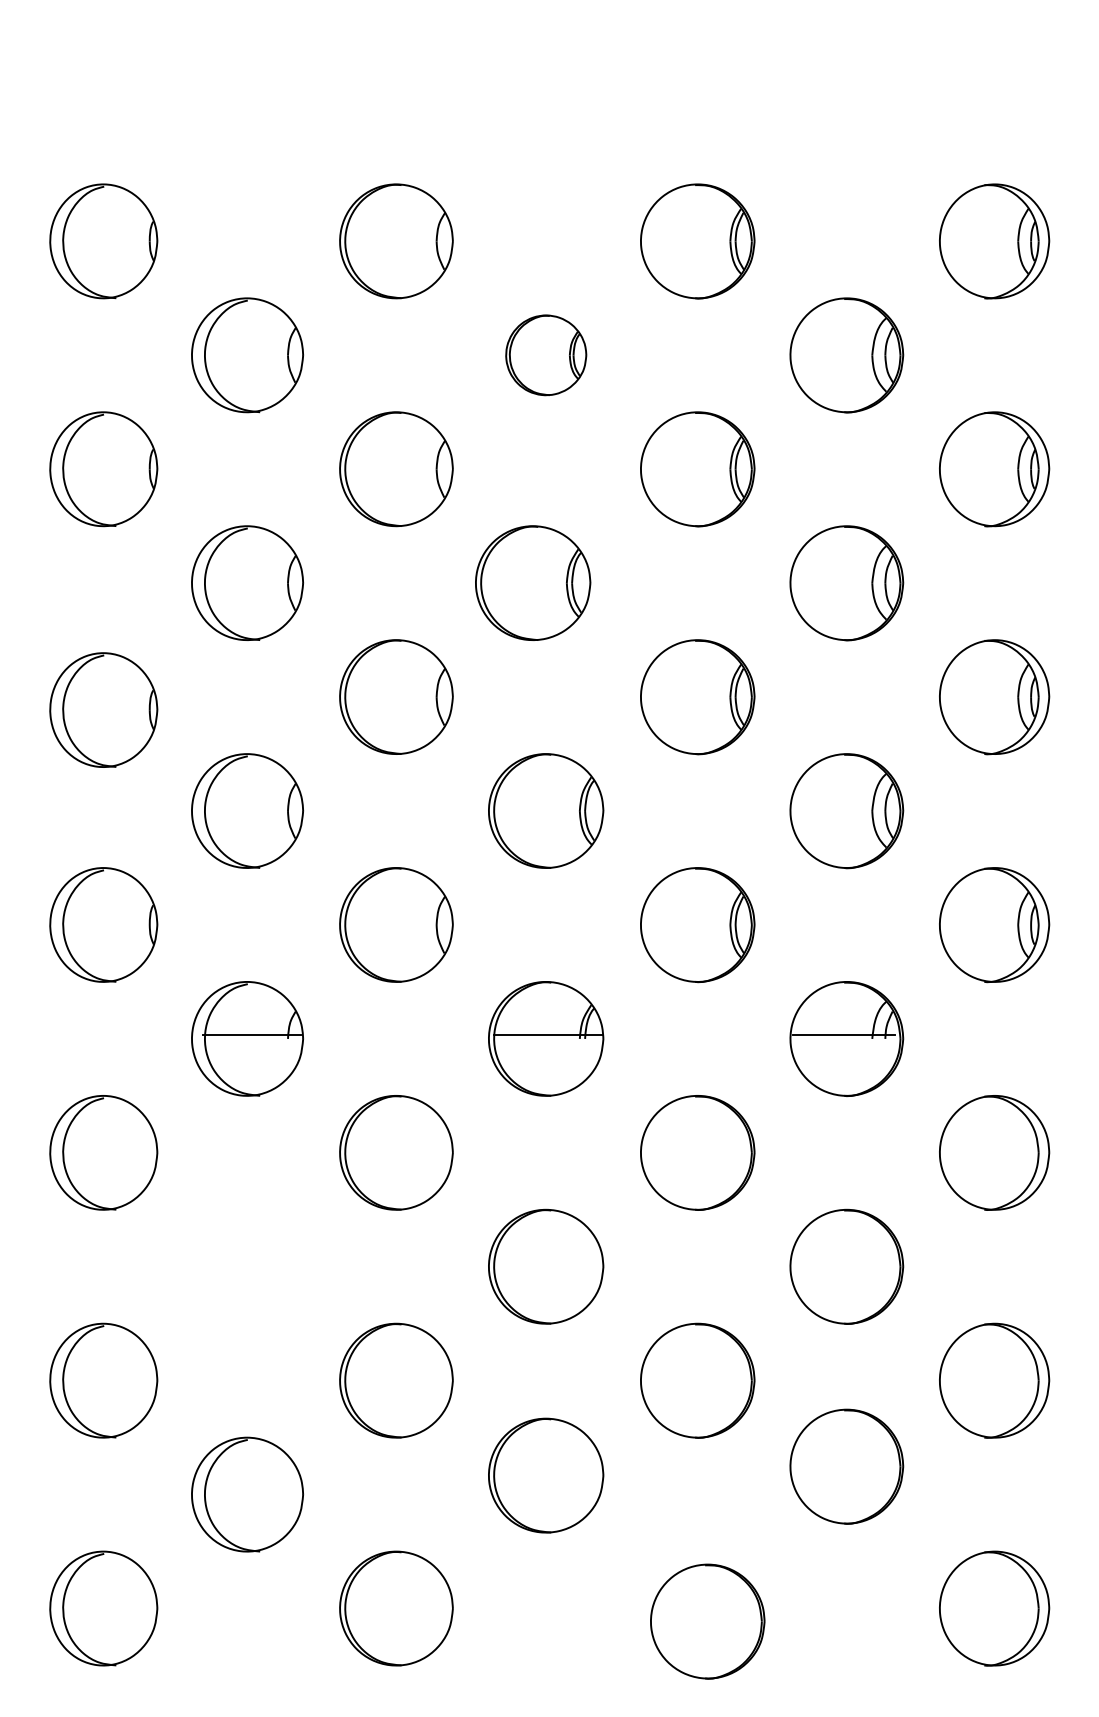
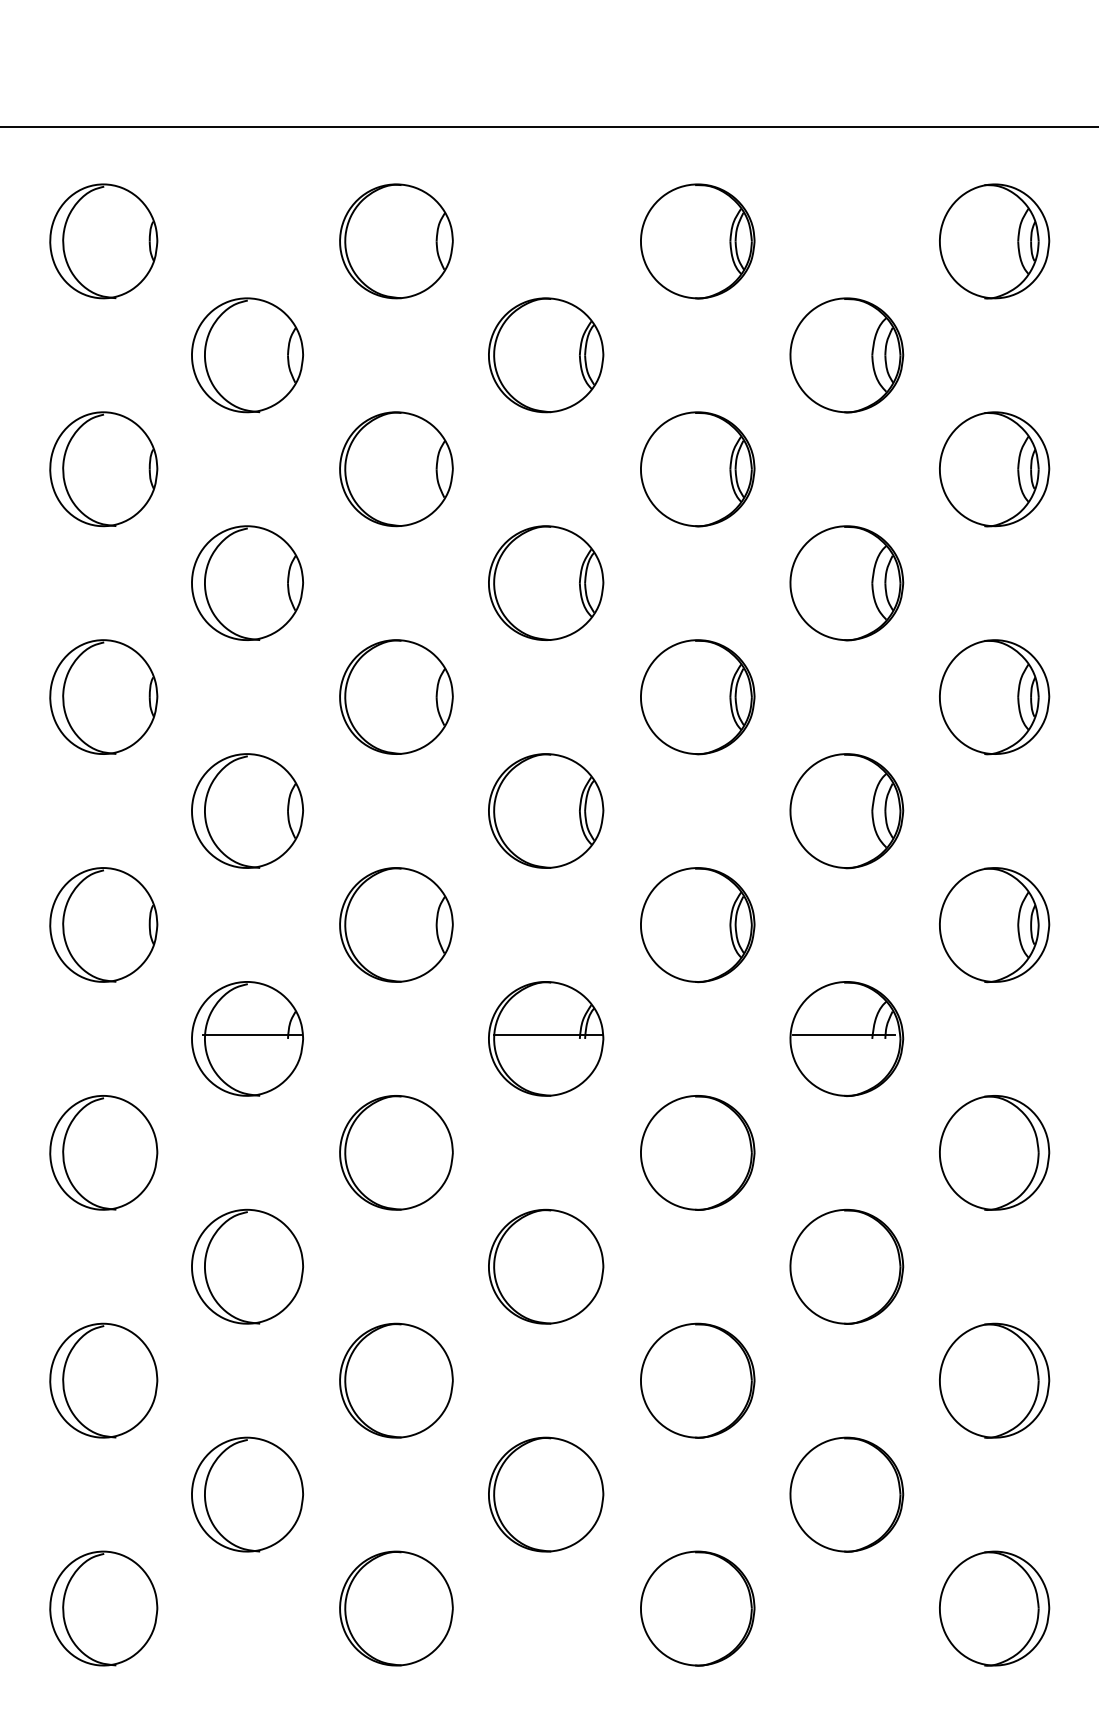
line: none -> present (548, 127)
part size: 83x83 px -> 117x117 px (546, 355)
part position: (533, 582) -> (546, 582) (546, 582)
part position: (103, 709) -> (103, 696) (103, 696)
part: none -> present (247, 1266)
part position: (846, 1466) -> (846, 1494) (846, 1494)
part position: (546, 1475) -> (546, 1494) (546, 1494)
part position: (707, 1621) -> (697, 1608) (697, 1608)
